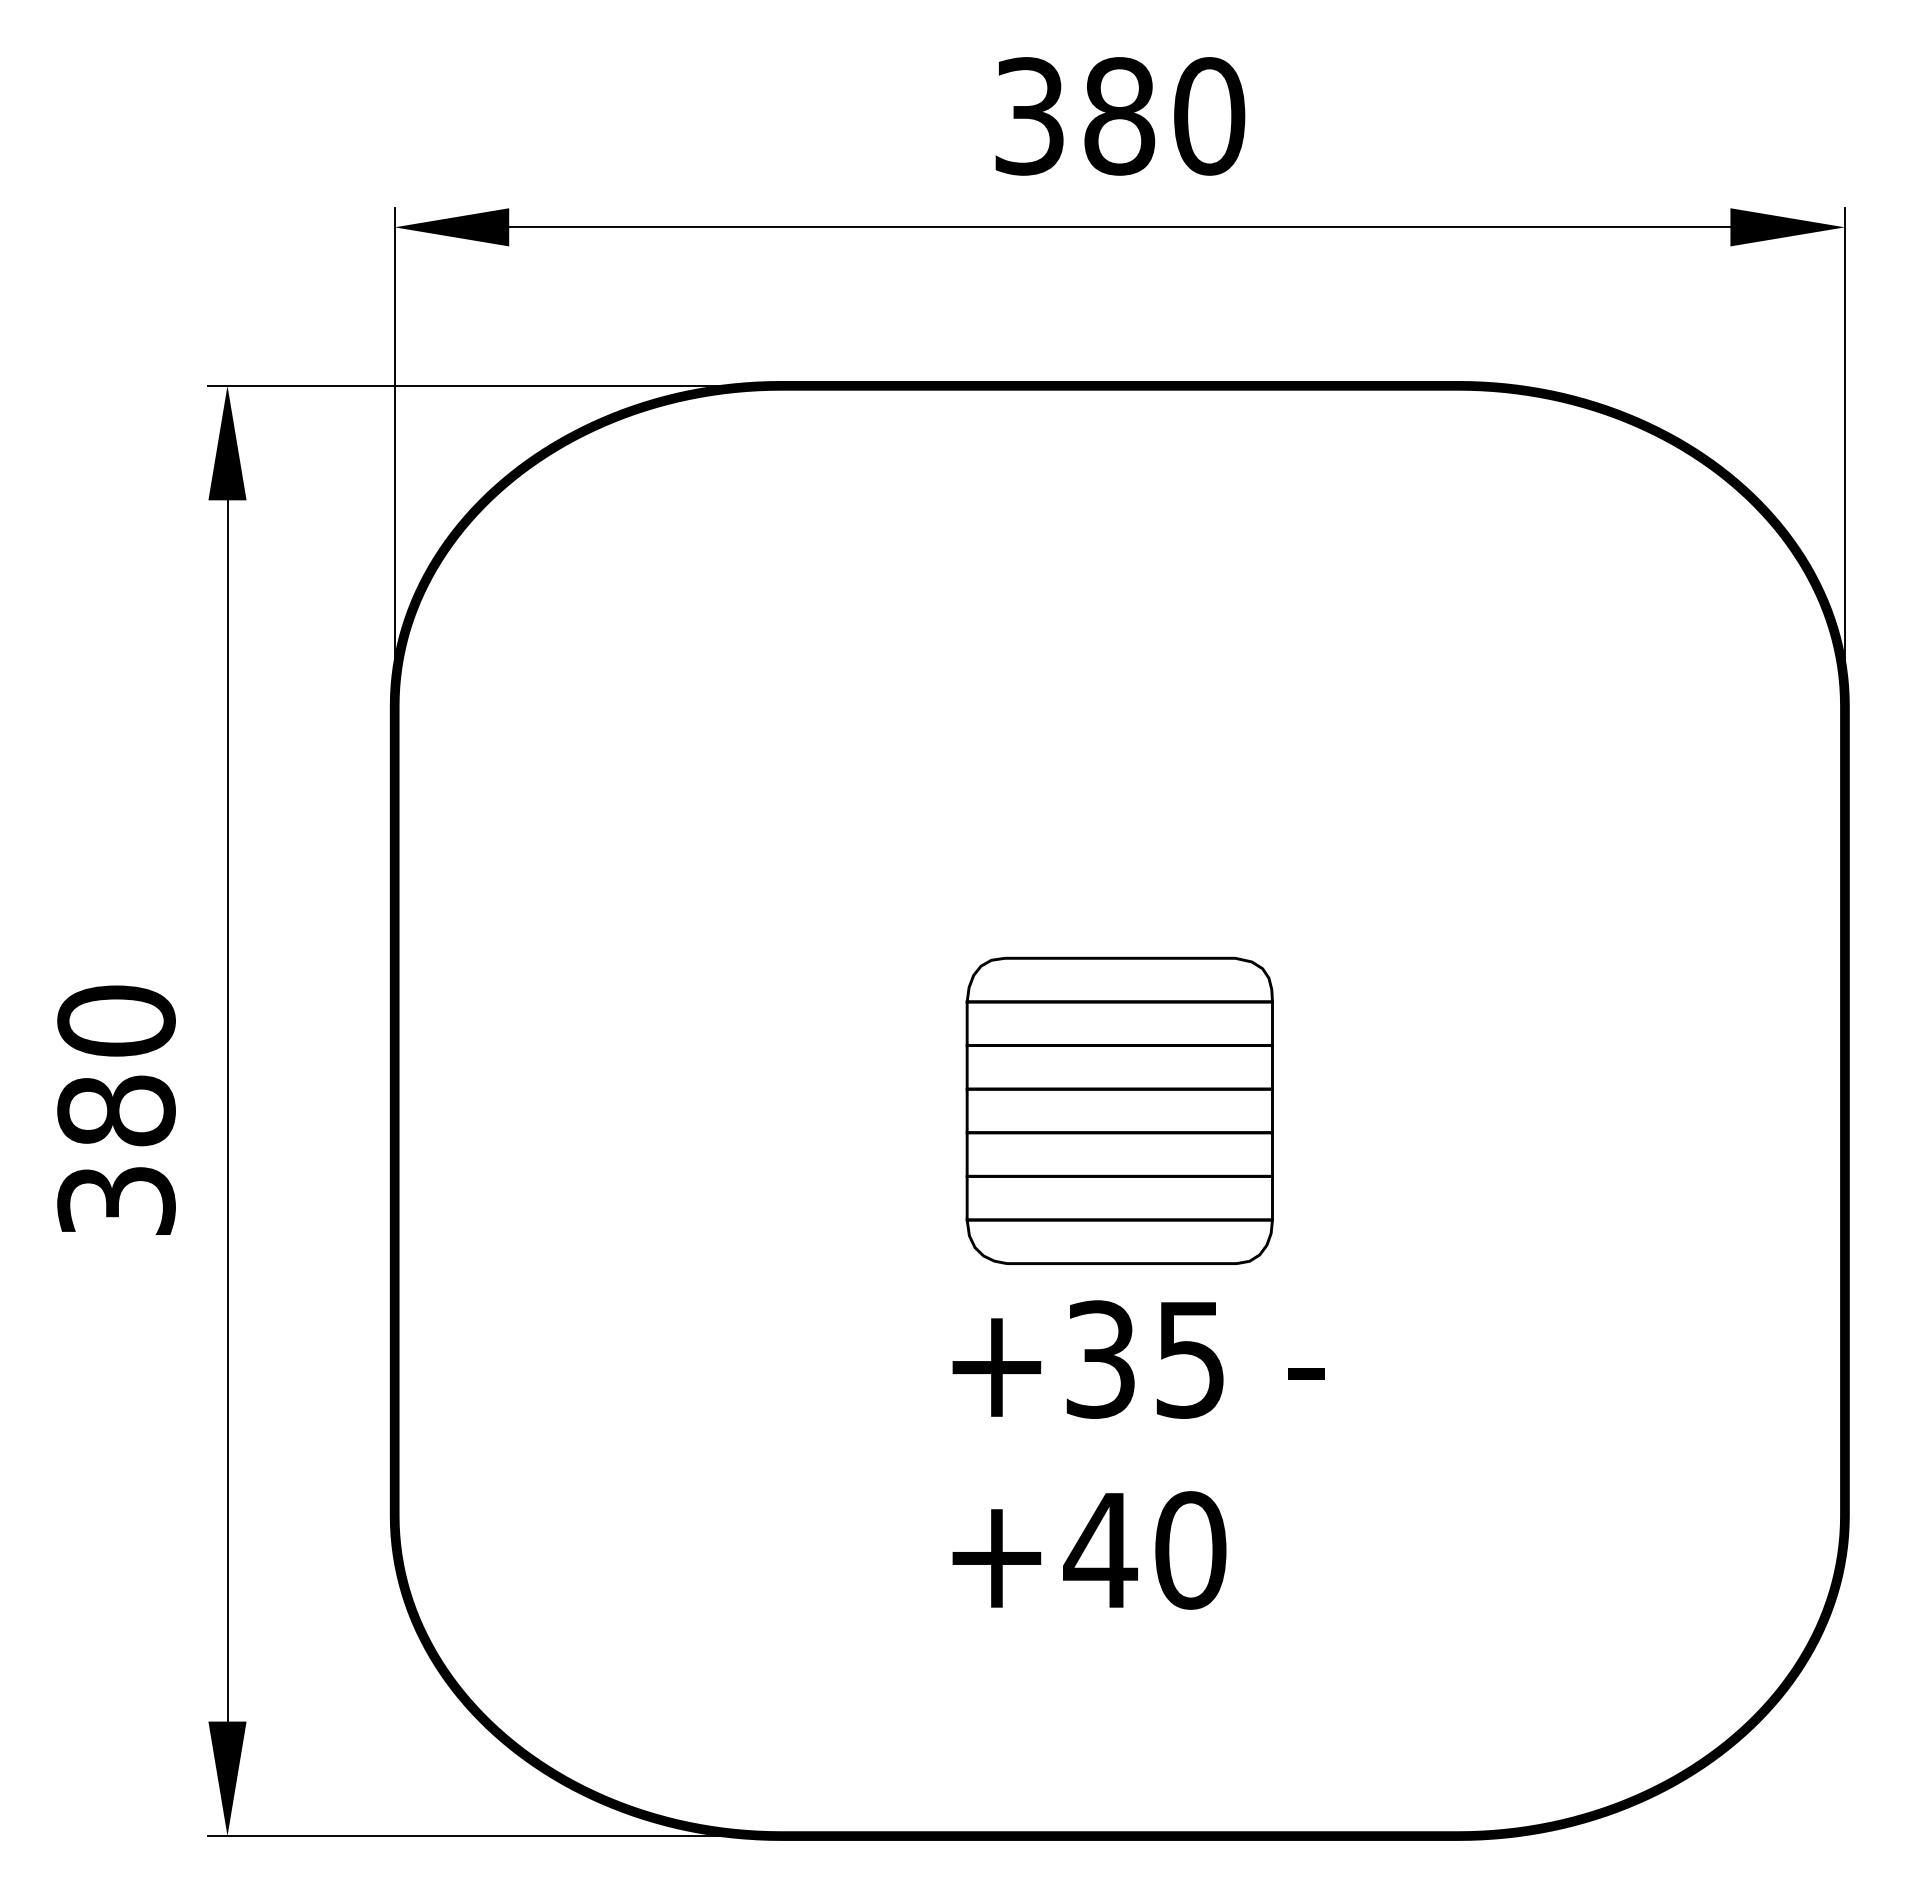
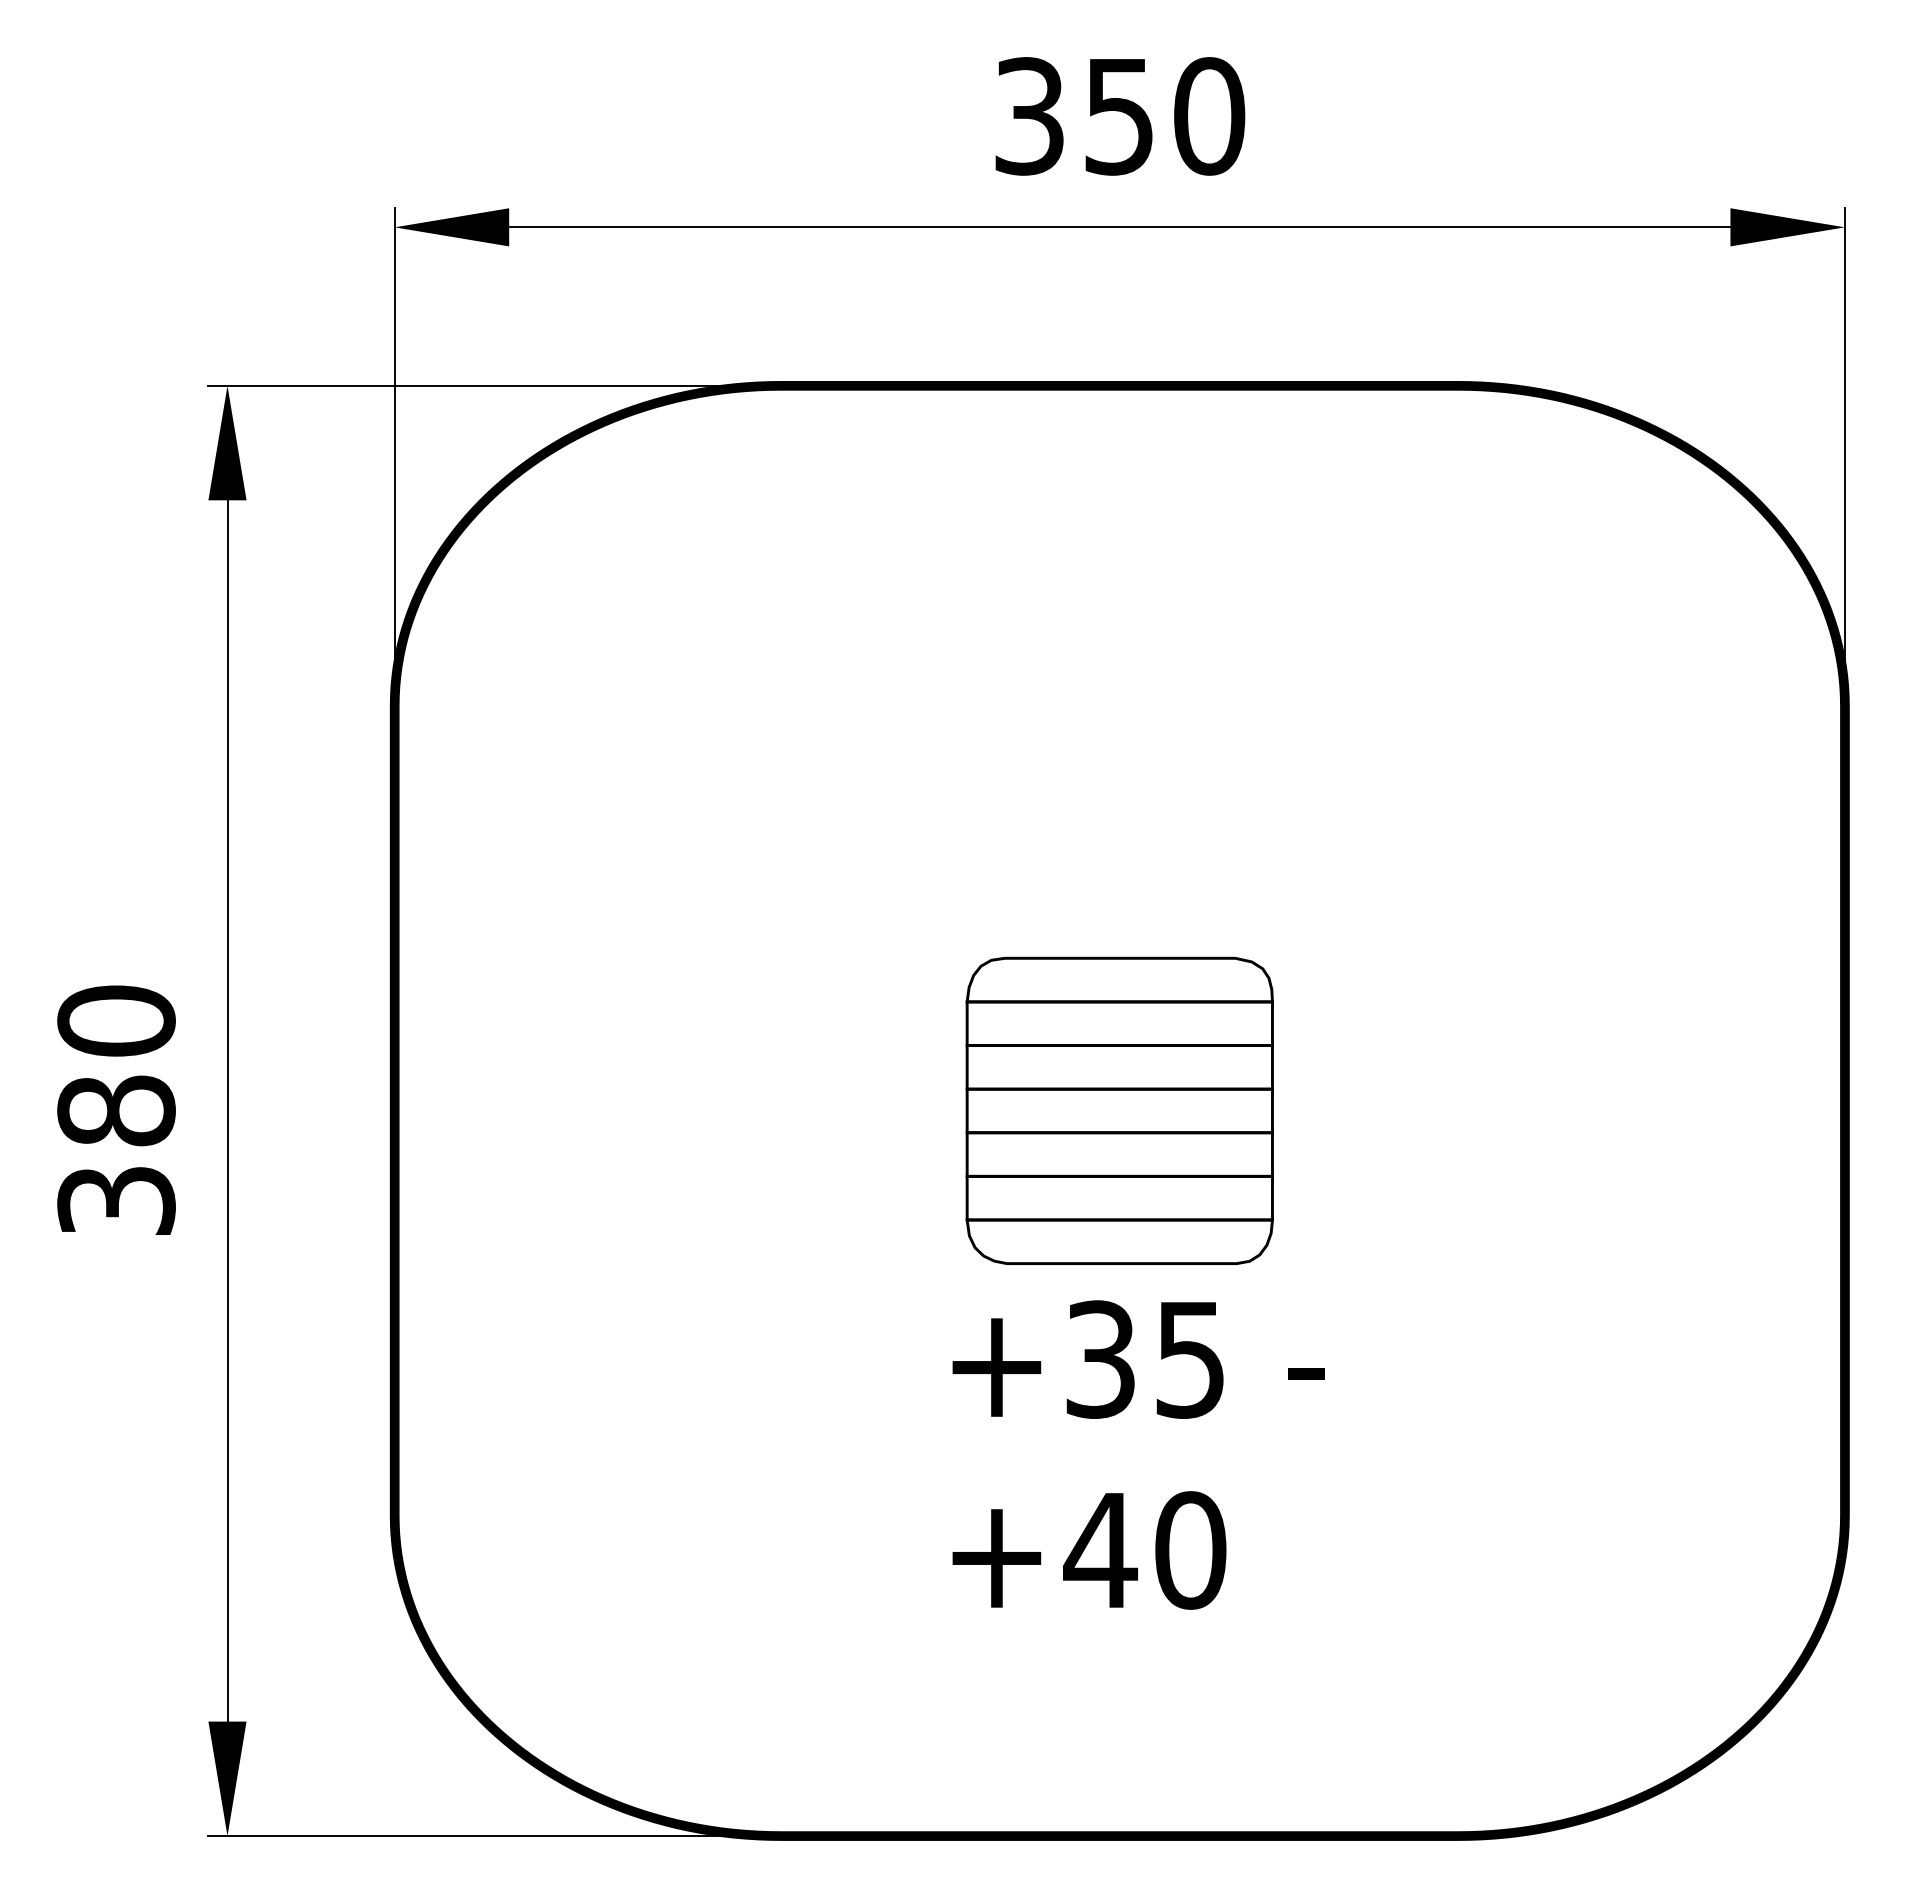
text: 380 -> 350 (1119, 116)
